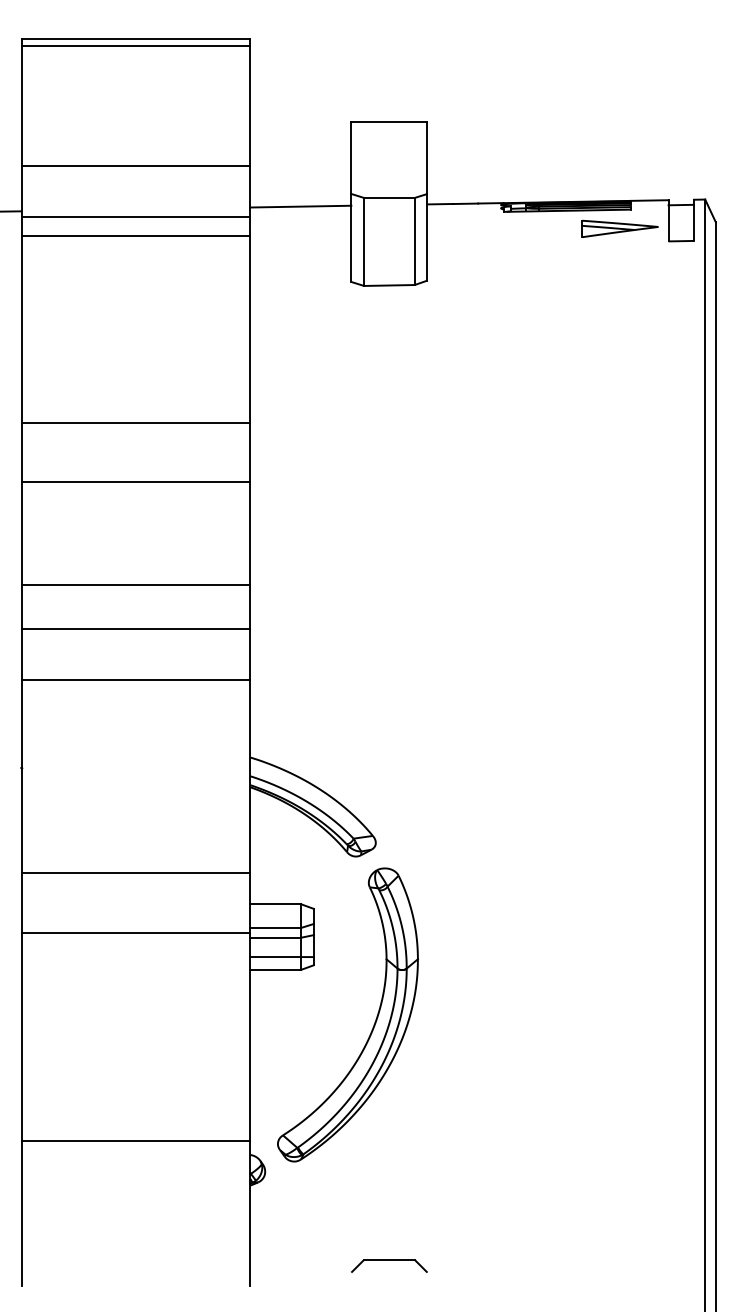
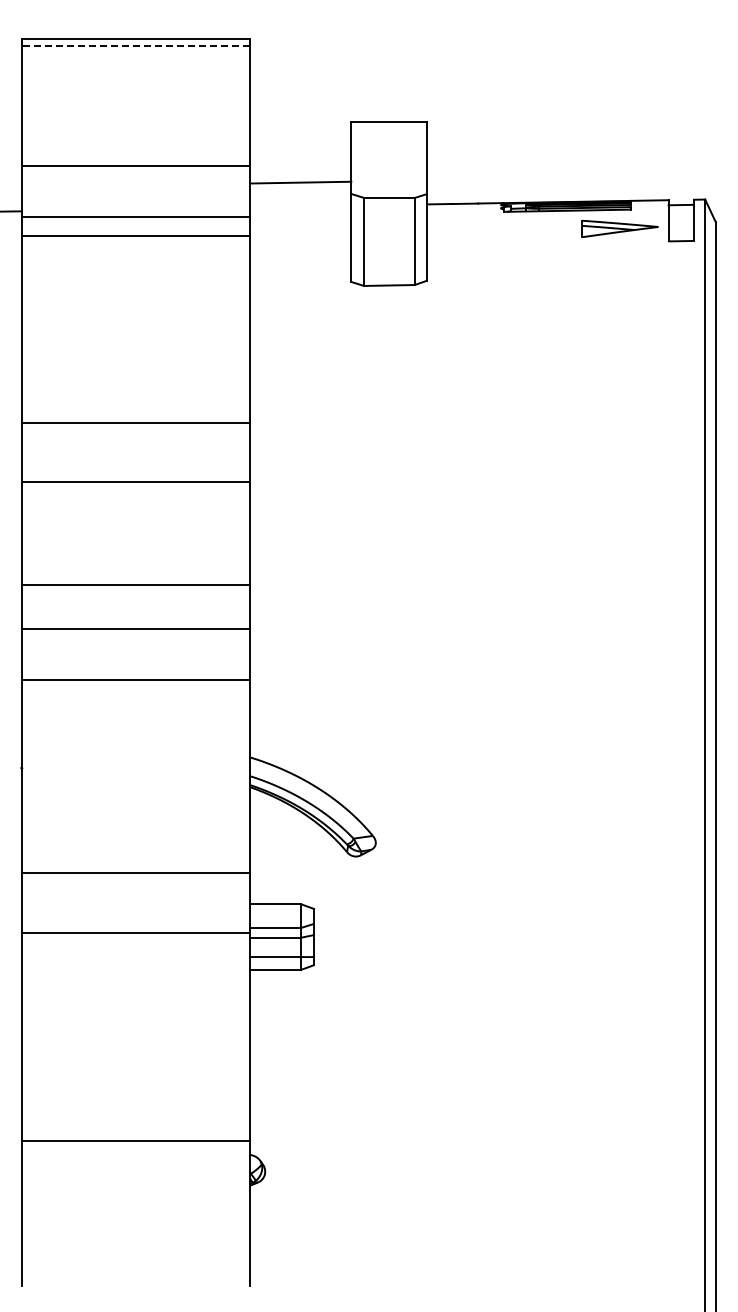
line: solid -> dashed (135, 45)
line position: (300, 206) -> (300, 182) (300, 182)
part: present -> none (373, 1024)
part: present -> none (389, 1265)
